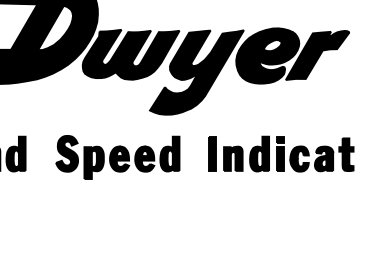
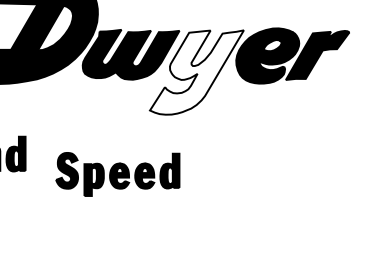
fill: present -> none (196, 72)
part: present -> none (281, 153)
part position: (117, 157) -> (117, 174) (117, 174)
